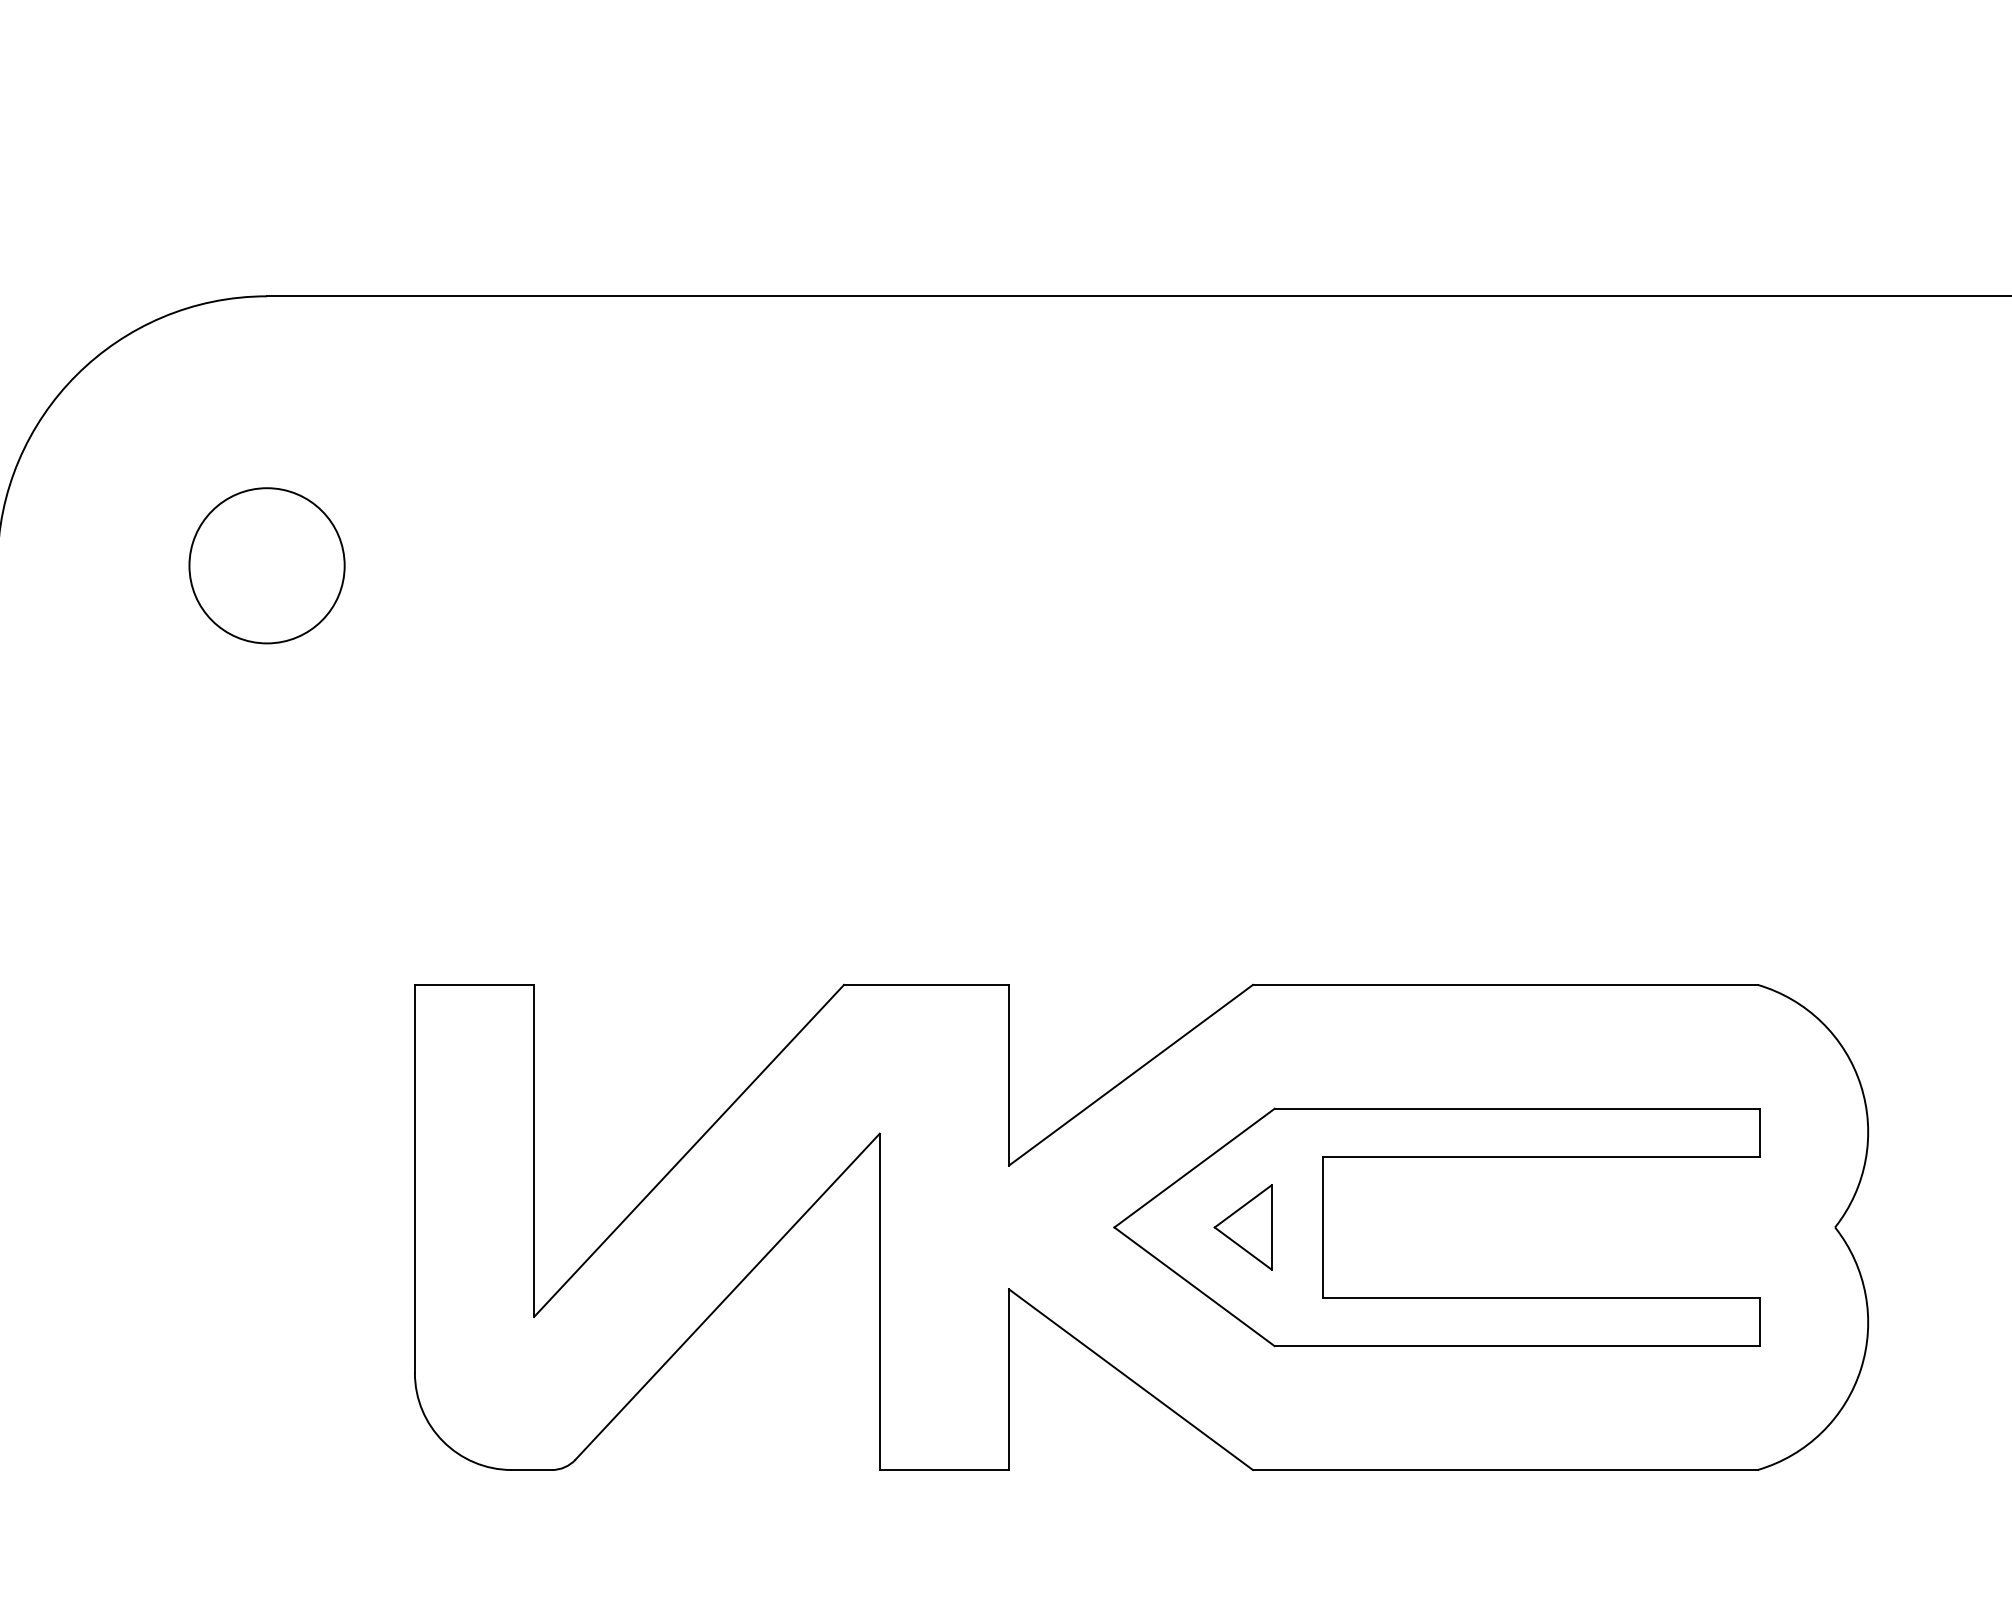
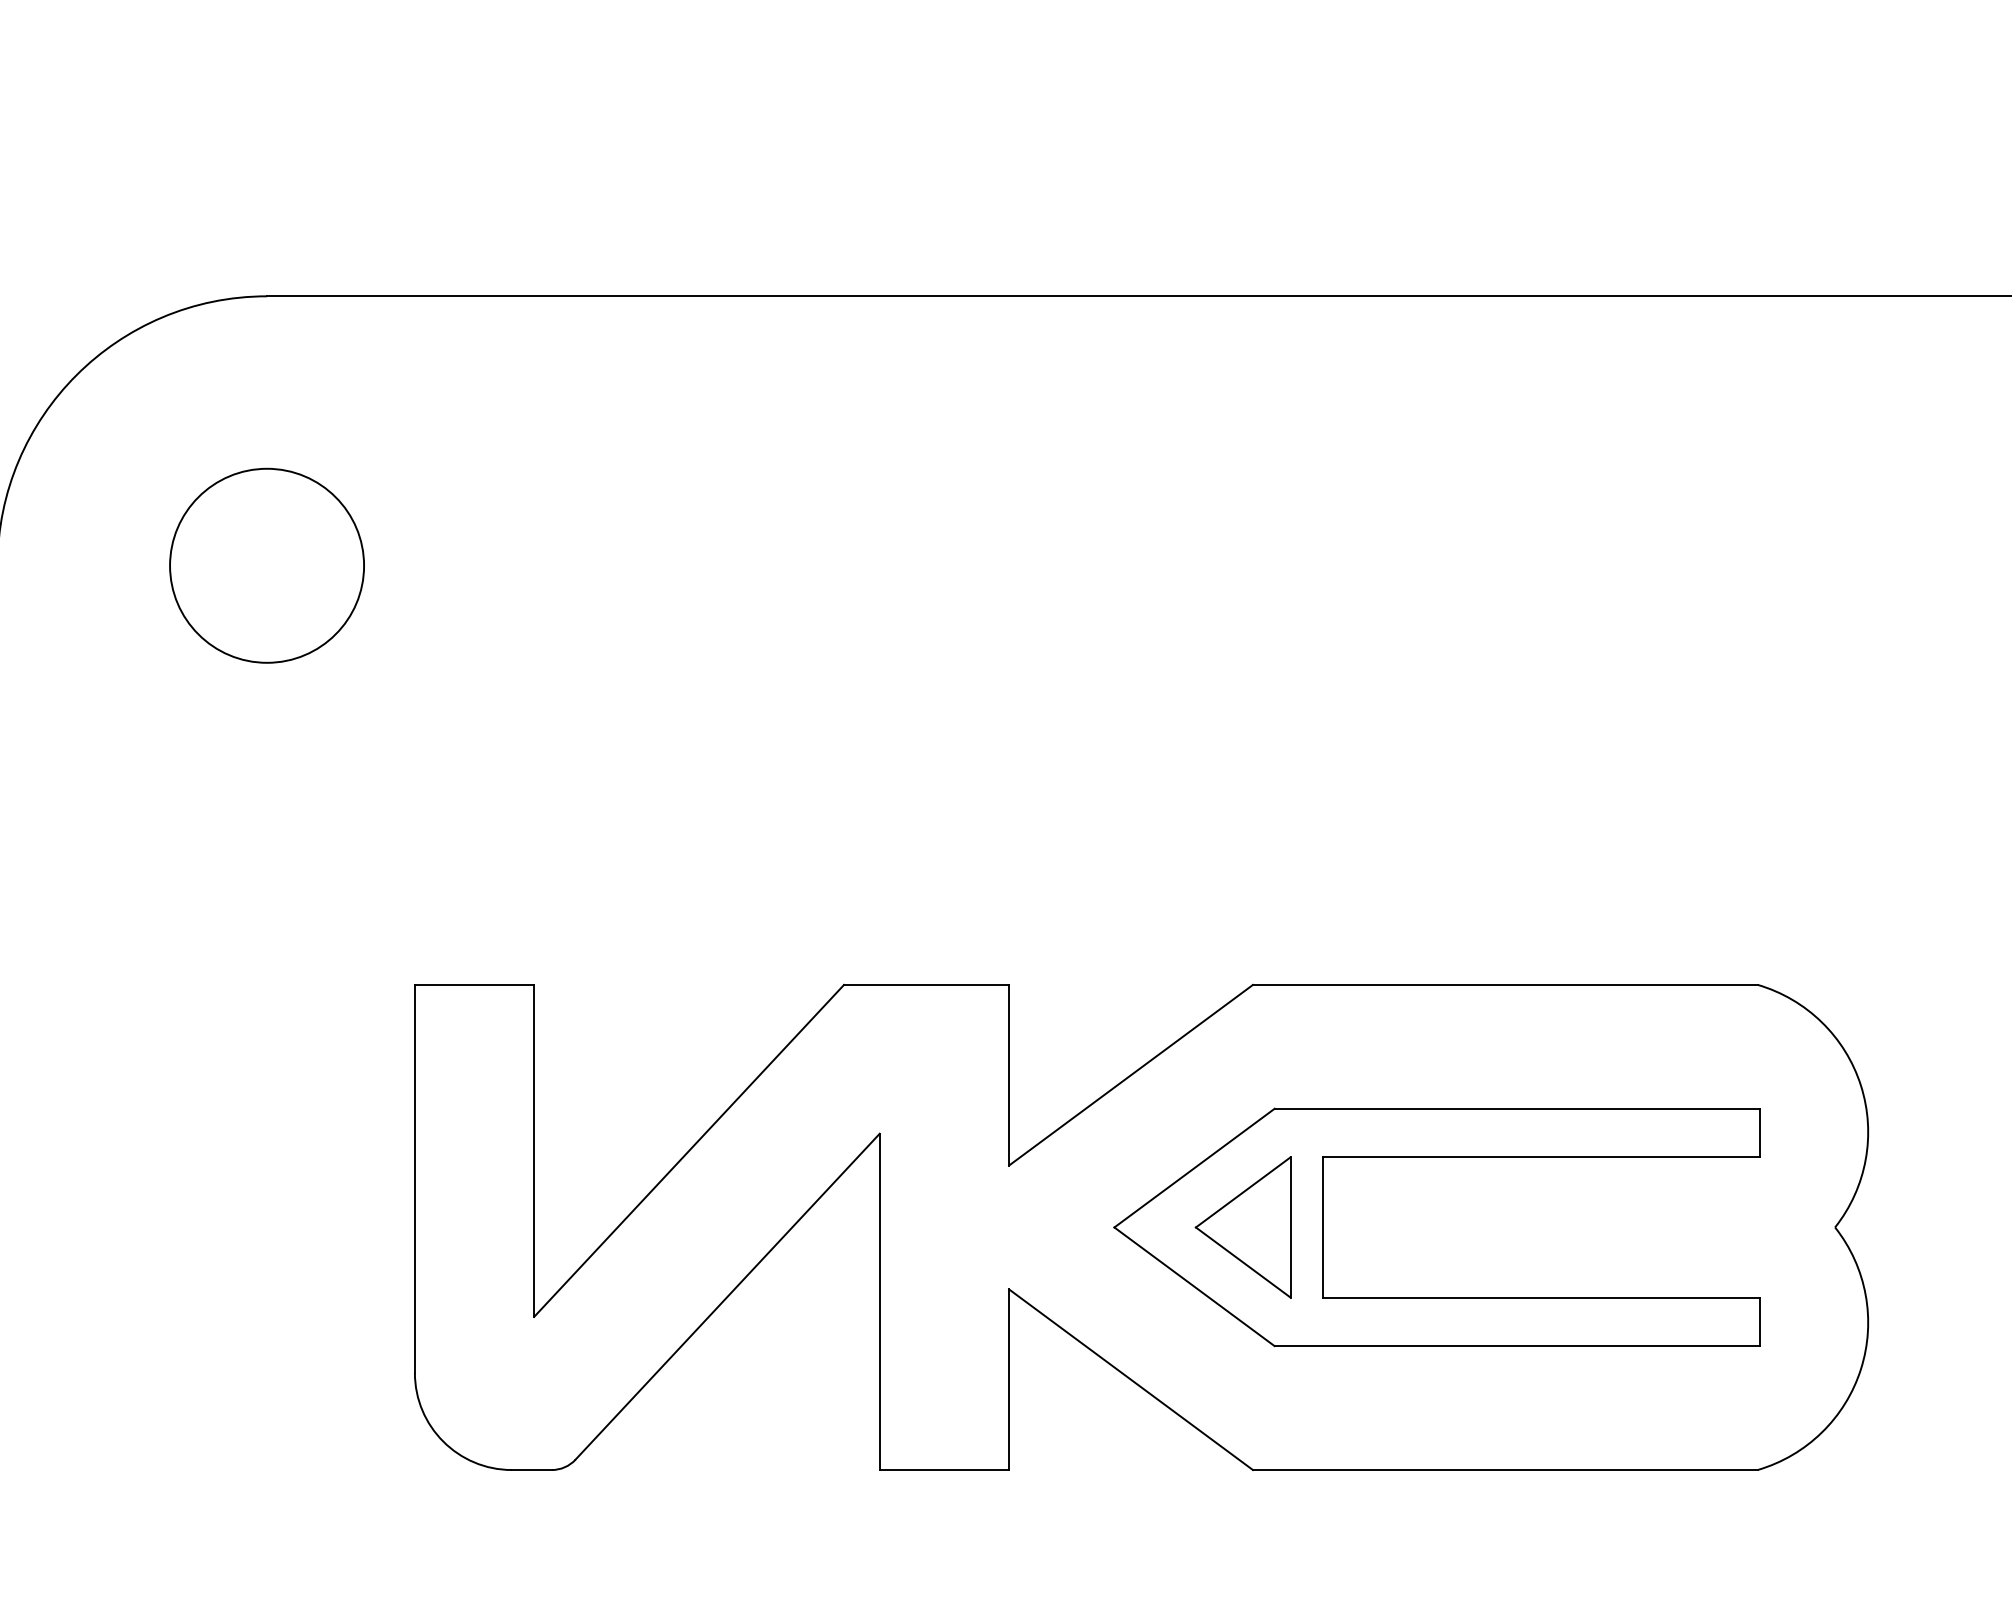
circle diameter: 155 px -> 194 px (267, 565)
part size: 60x87 px -> 98x143 px (1242, 1227)
